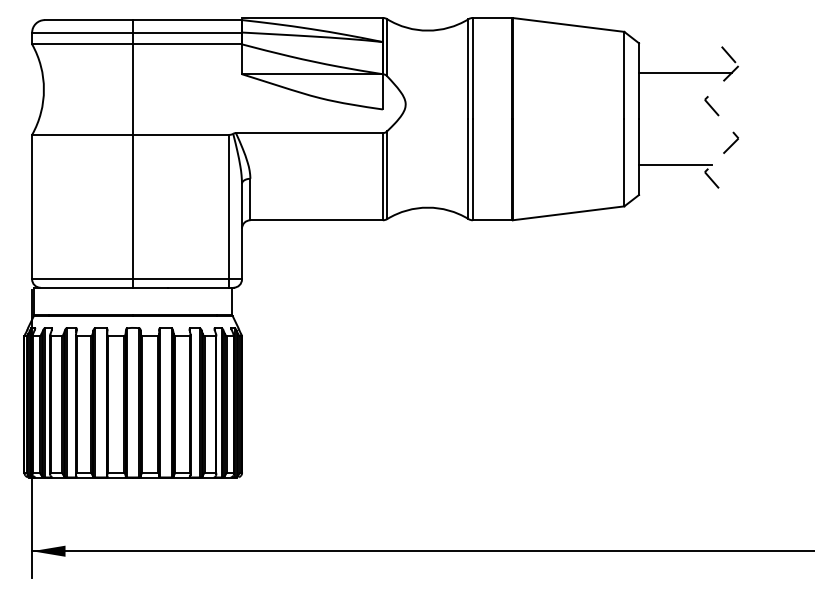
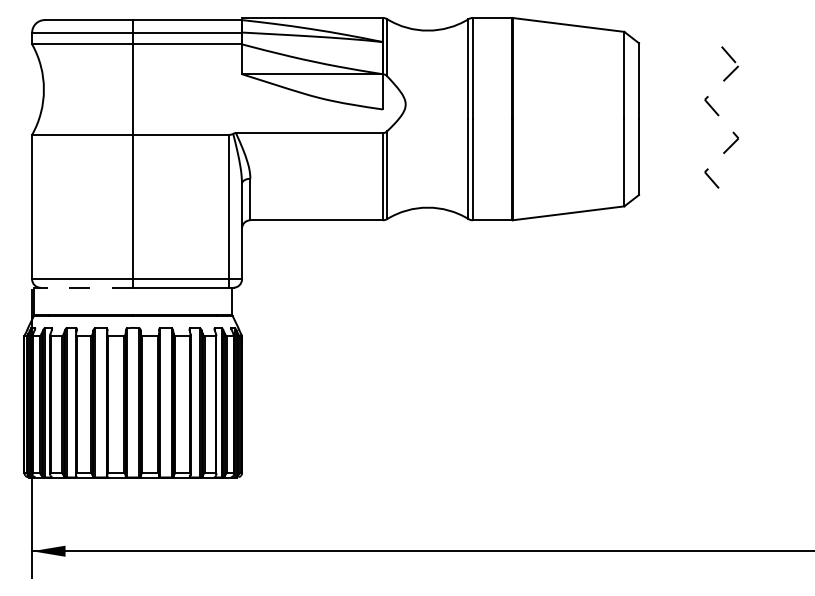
line: present -> none (685, 73)
line: present -> none (675, 165)
line: solid -> dashed (83, 287)
